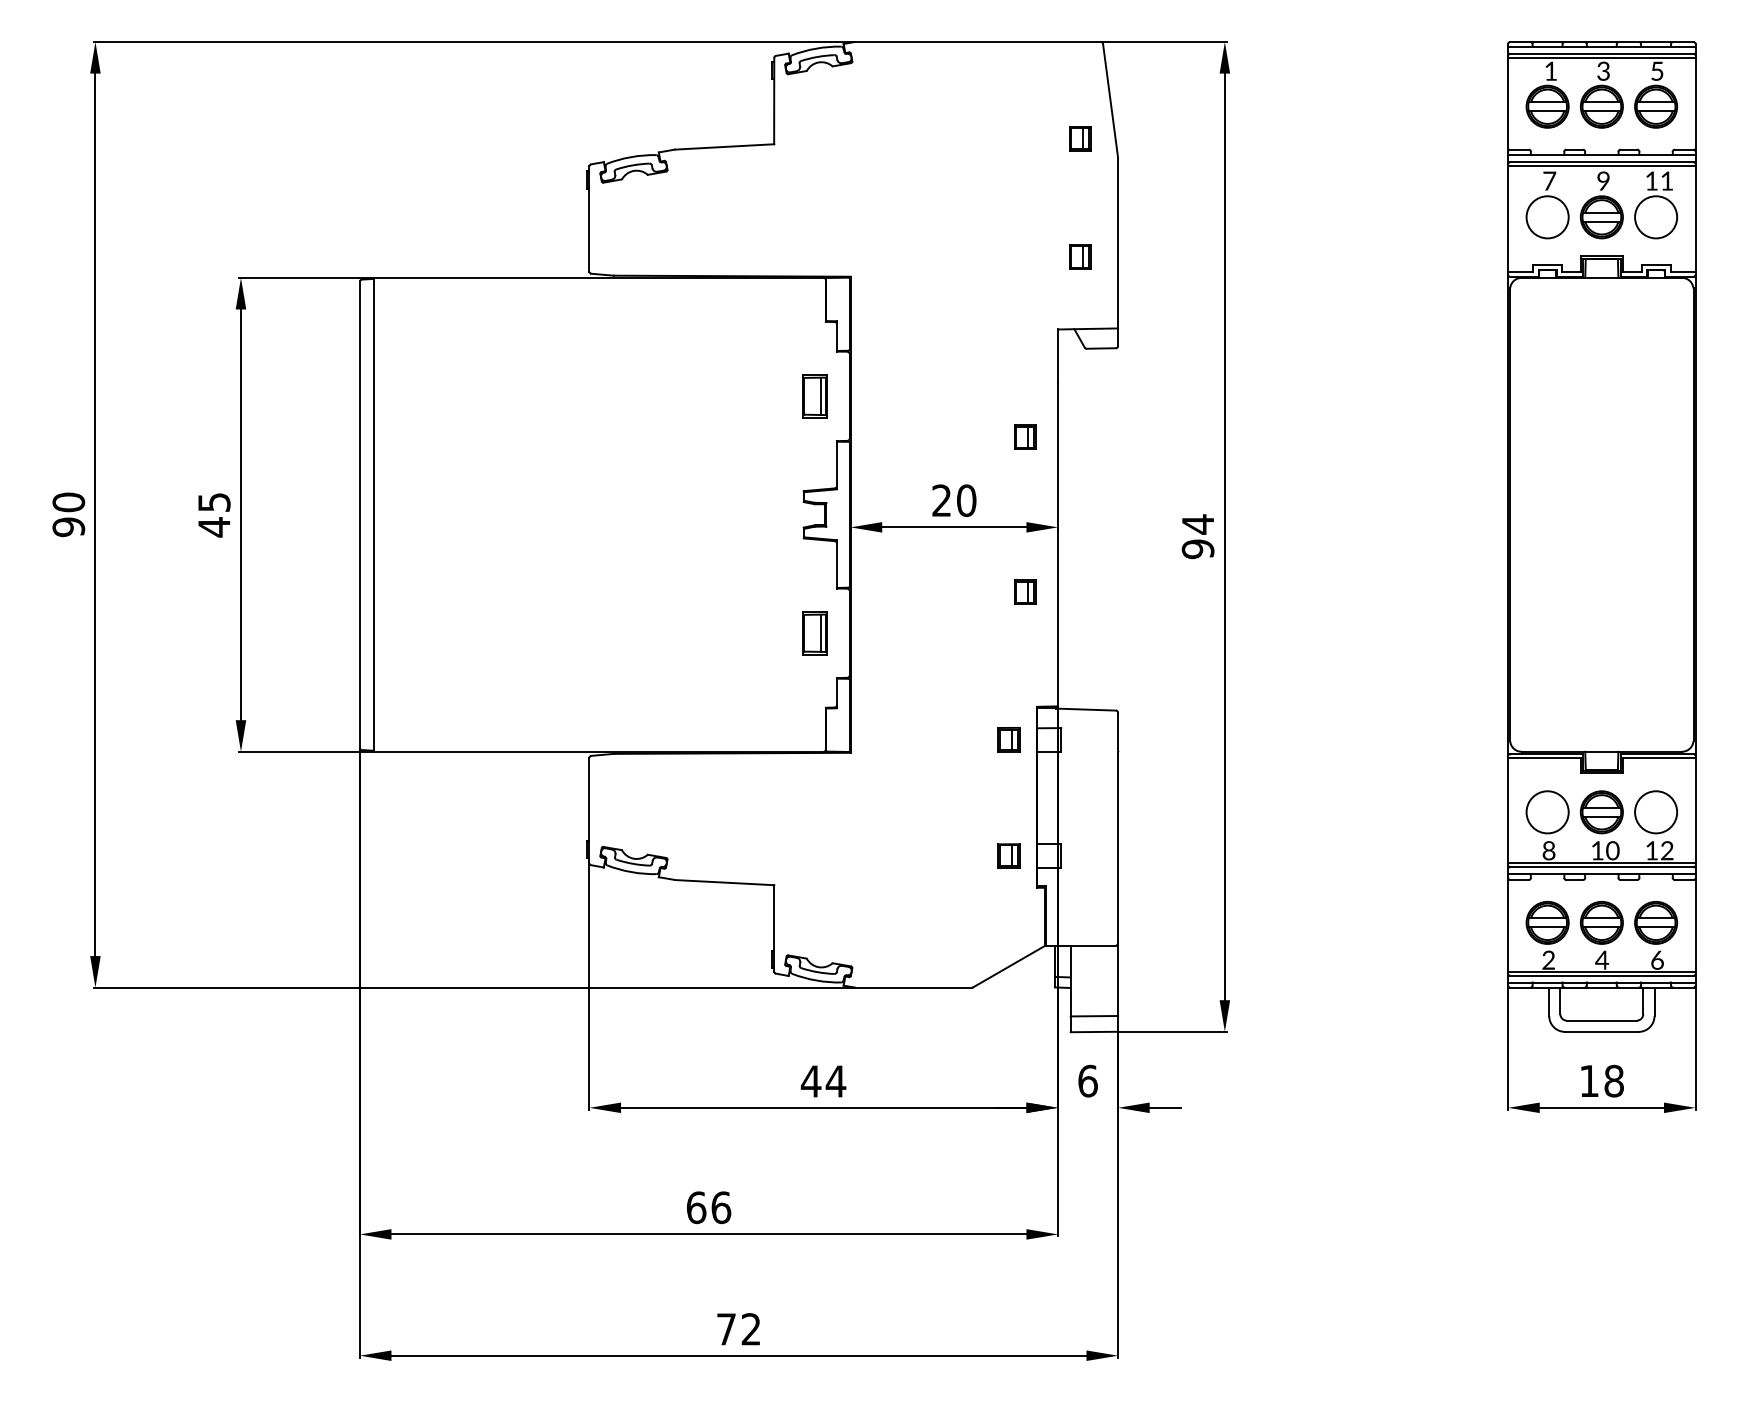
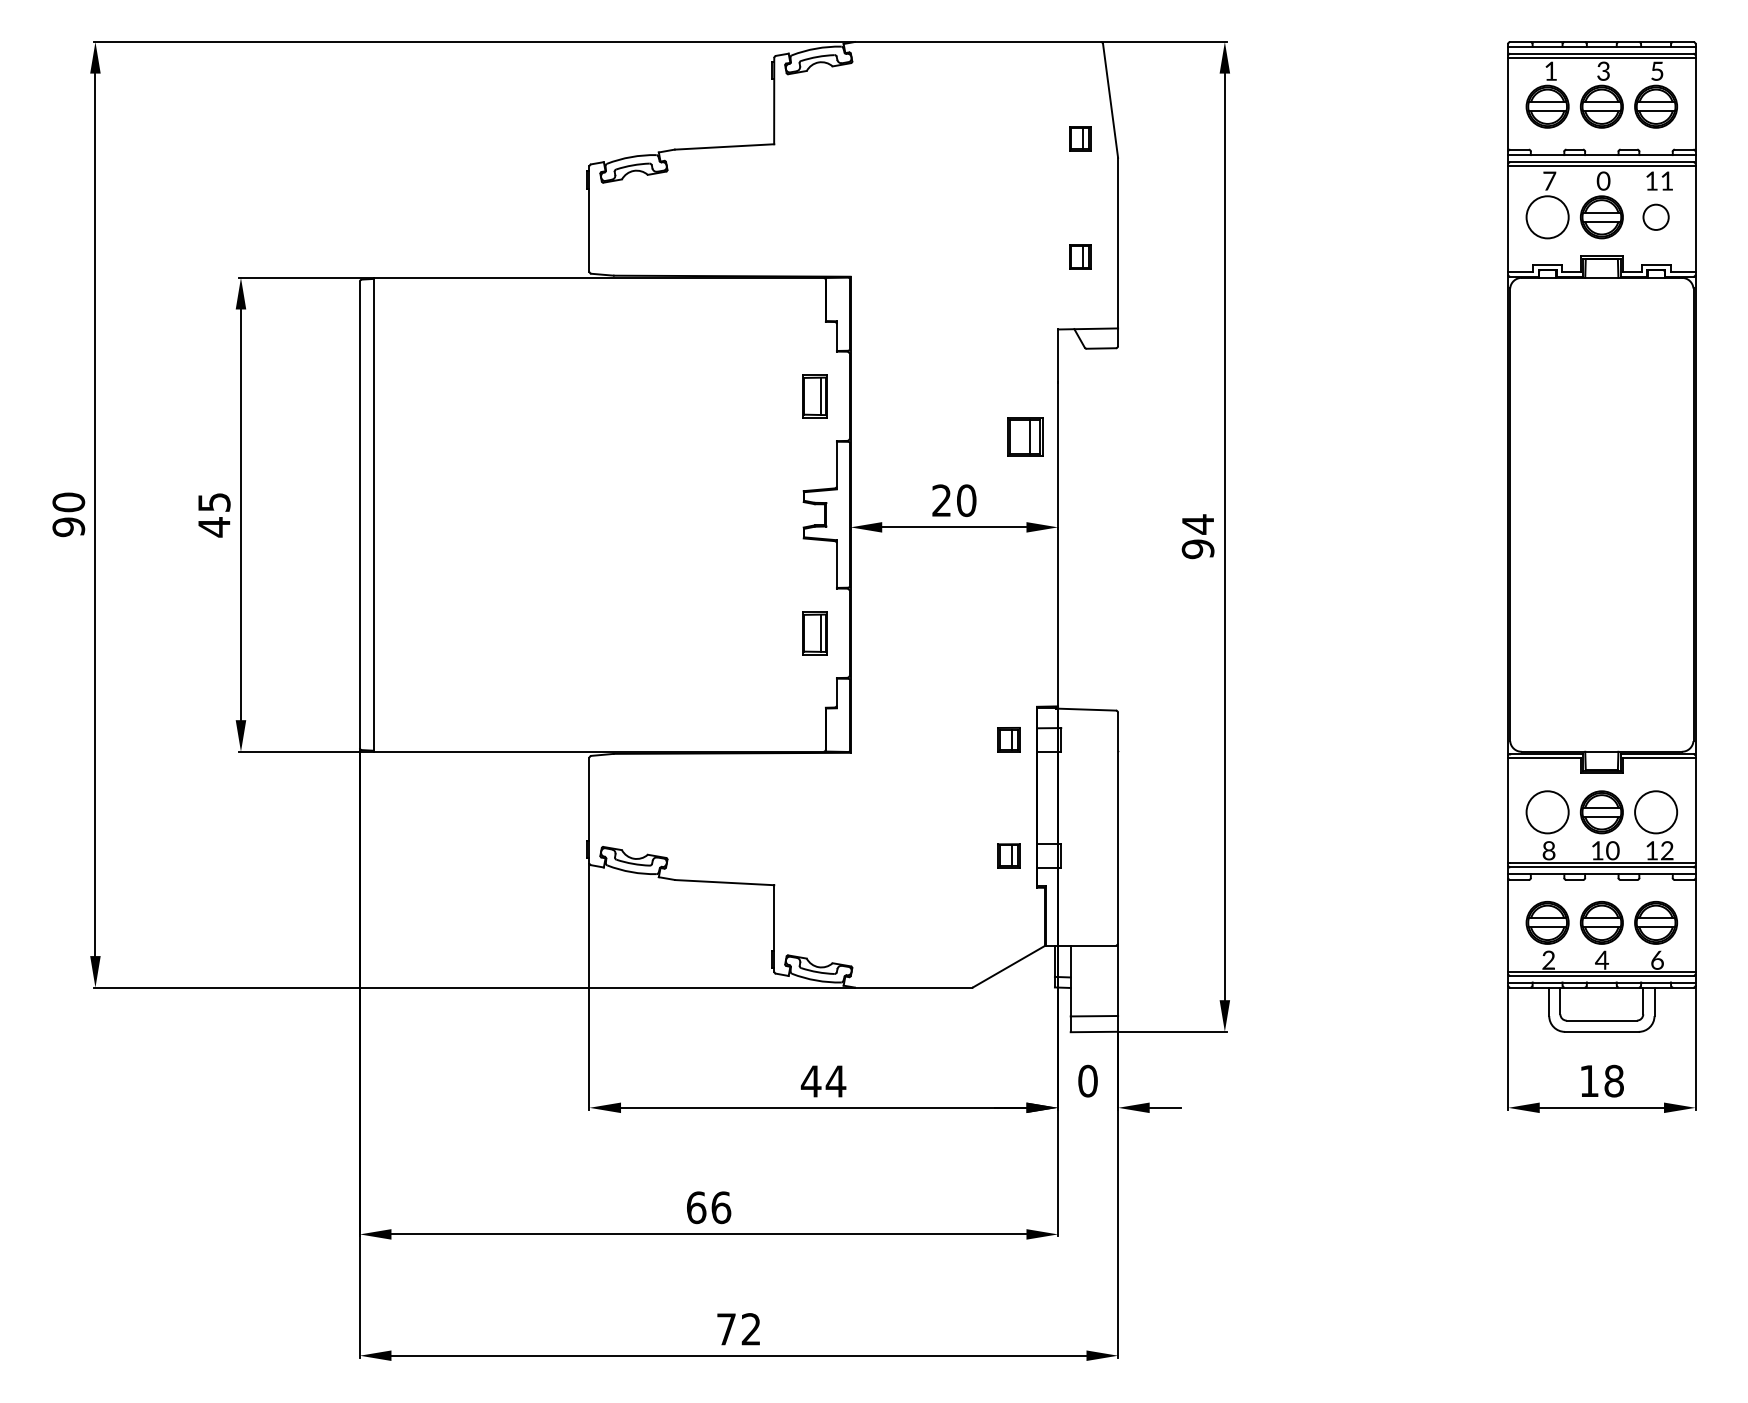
text: 9 -> 0 (1603, 181)
circle diameter: 42 px -> 25 px (1655, 216)
part size: 23x26 px -> 37x40 px (1025, 436)
part: present -> none (1025, 591)
text: 6 -> 0 (1087, 1080)
